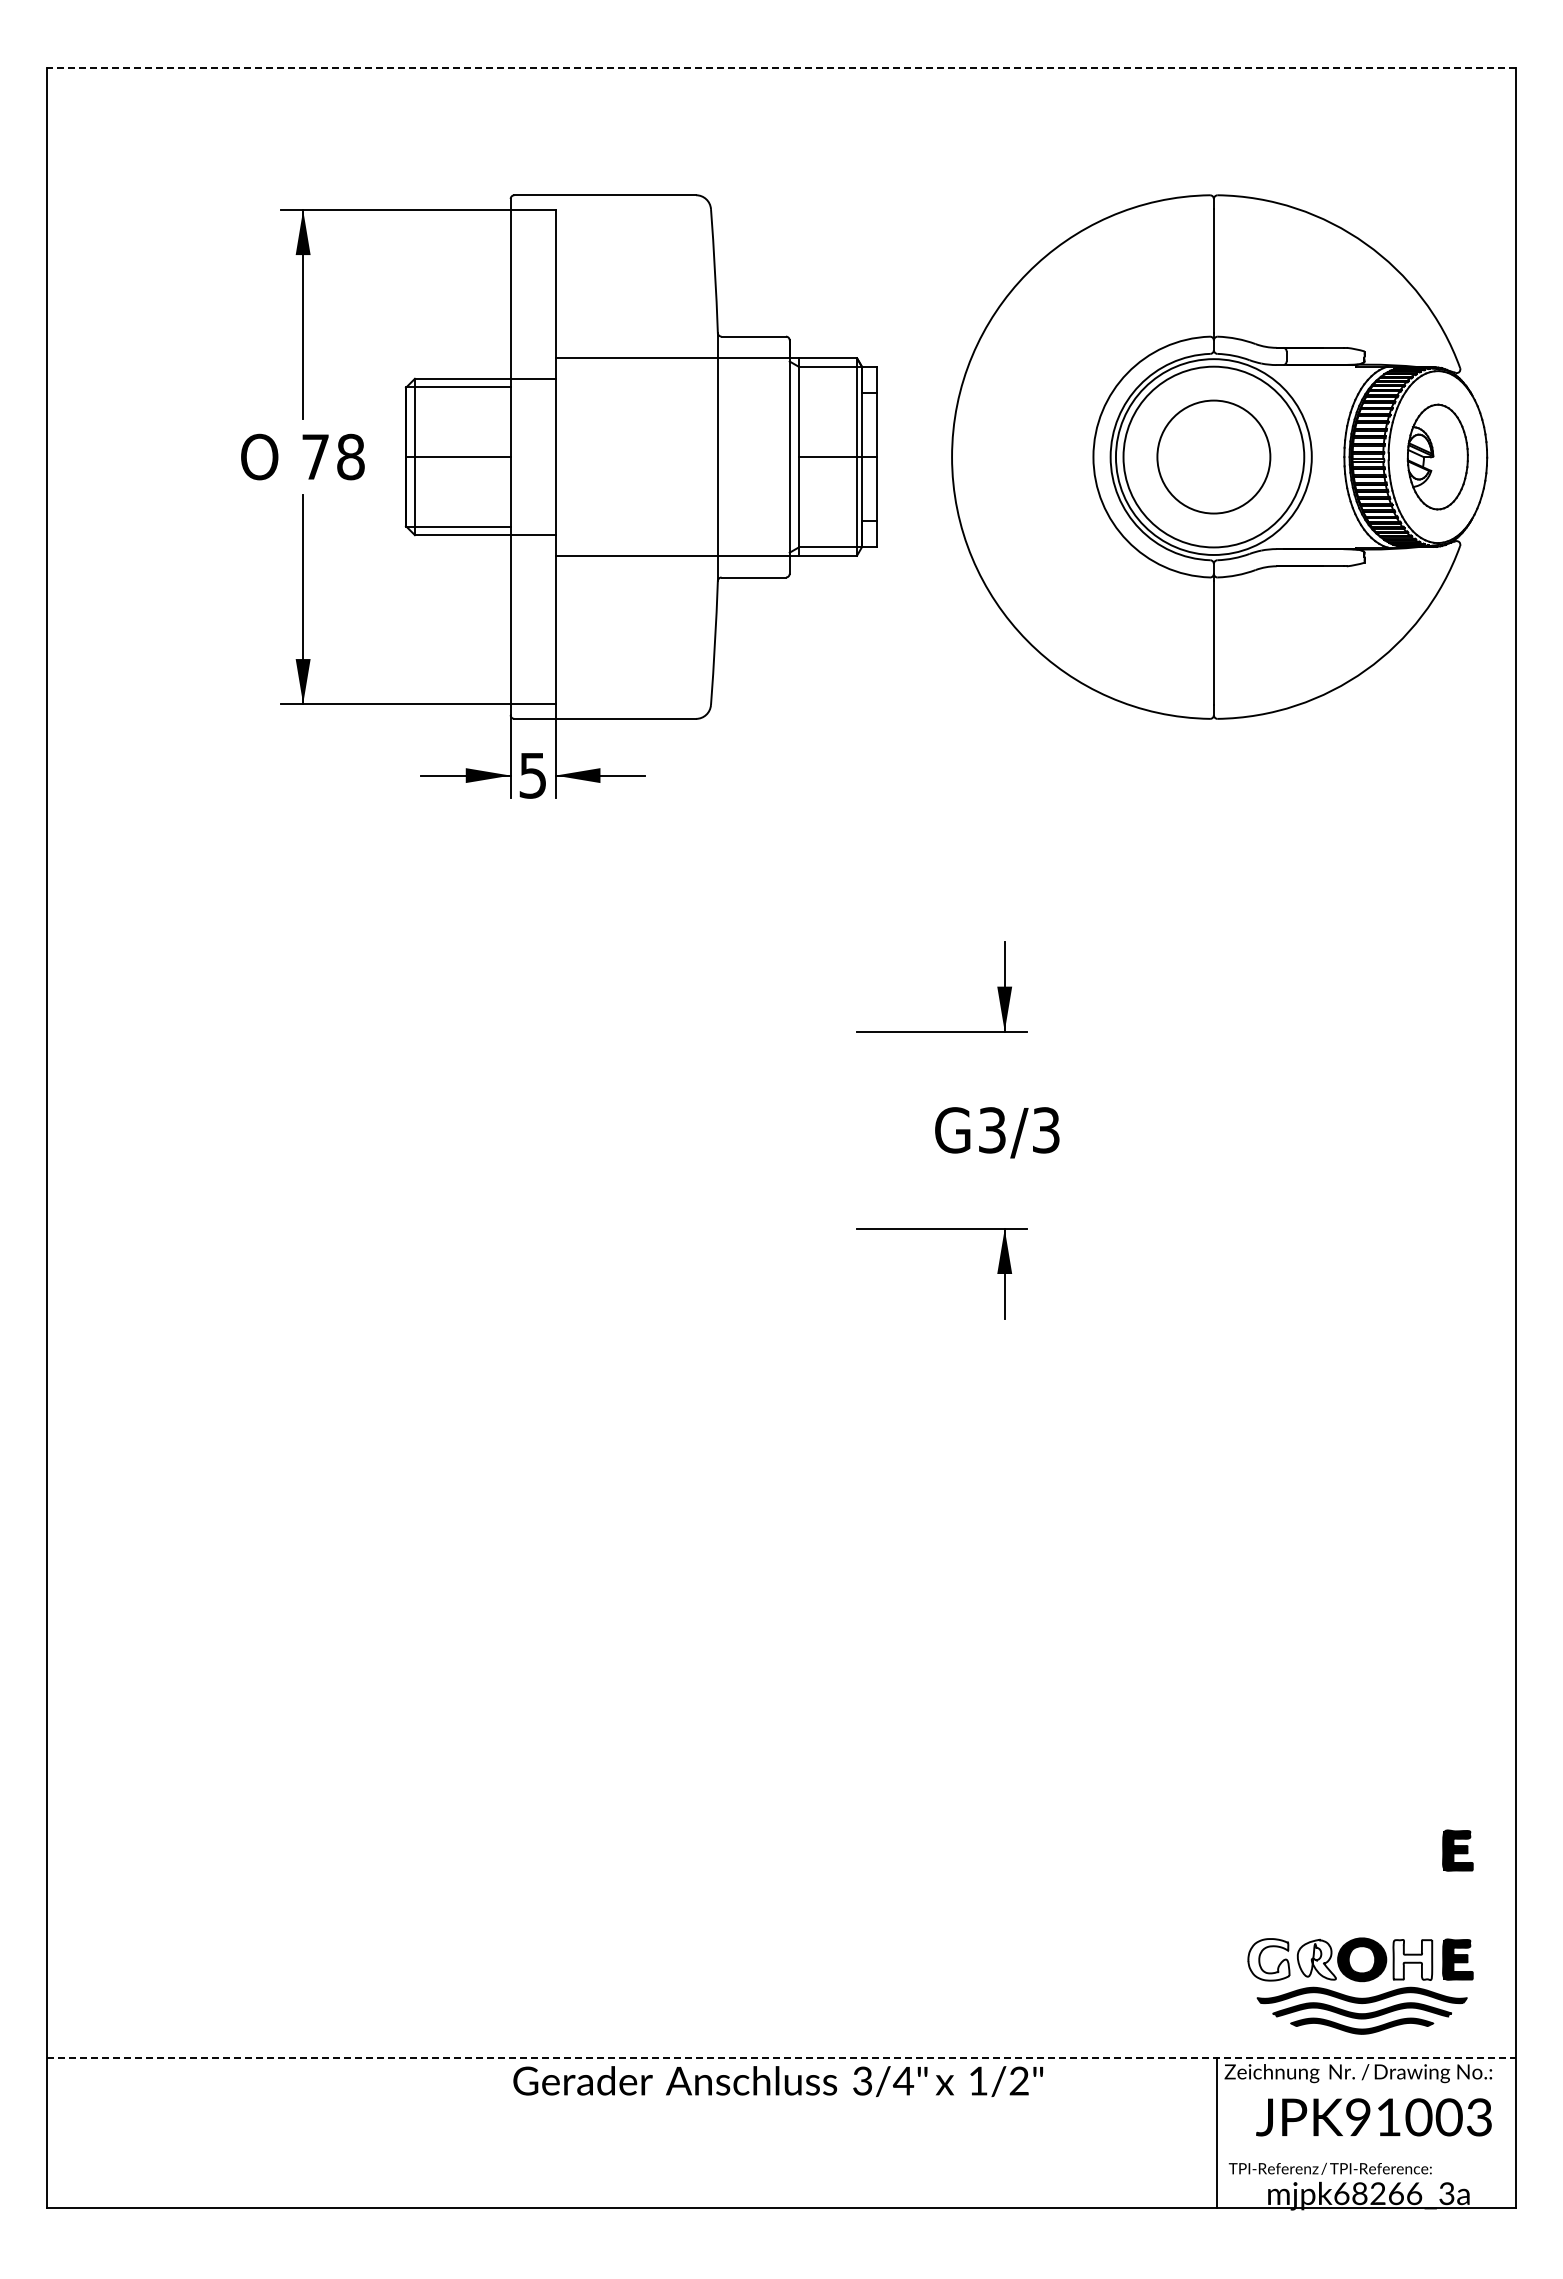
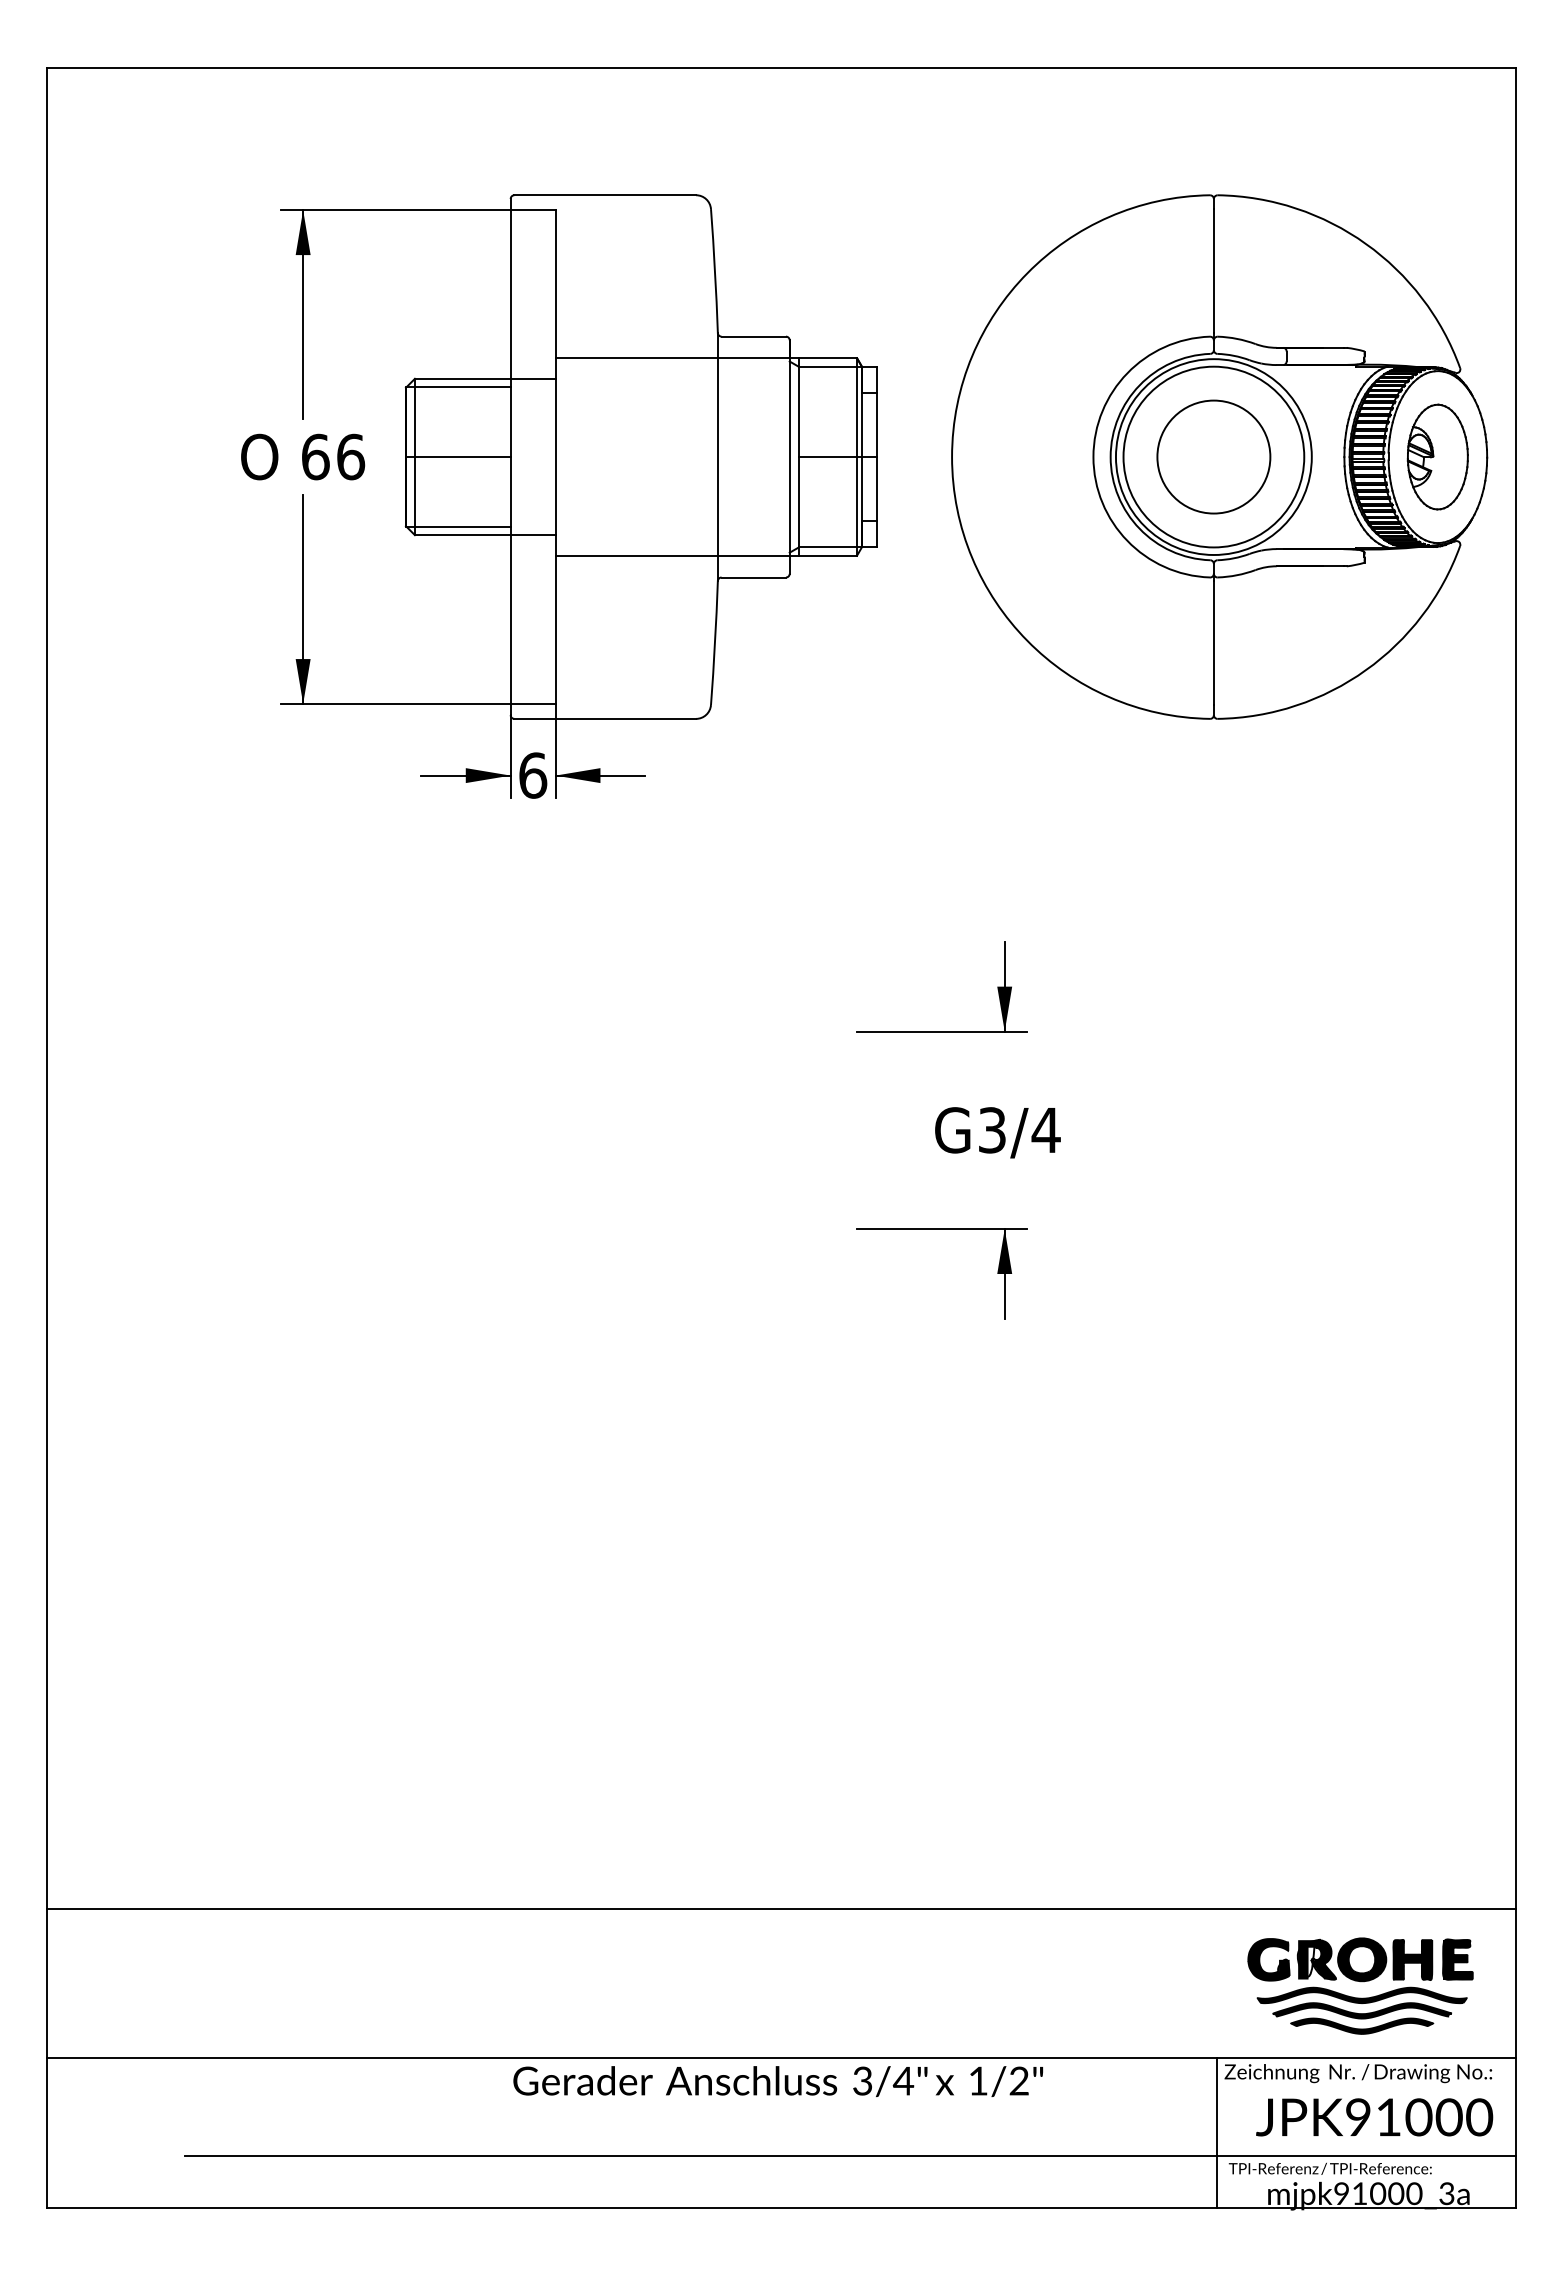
line: dashed -> solid (781, 68)
text: 78 -> 66 (333, 456)
text: 5 -> 6 (533, 775)
text: G3/3 -> G3/4 (1045, 1130)
part: present -> none (1457, 1850)
line: none -> present (781, 1908)
fill: none -> present (1268, 1959)
fill: none -> present (1317, 1959)
fill: none -> present (1412, 1959)
line: dashed -> solid (781, 2058)
text: JPK91003 -> JPK91000 (1479, 2117)
line: none -> present (850, 2155)
text: mjpk68266_3a -> mjpk91000_3a (1378, 2193)
